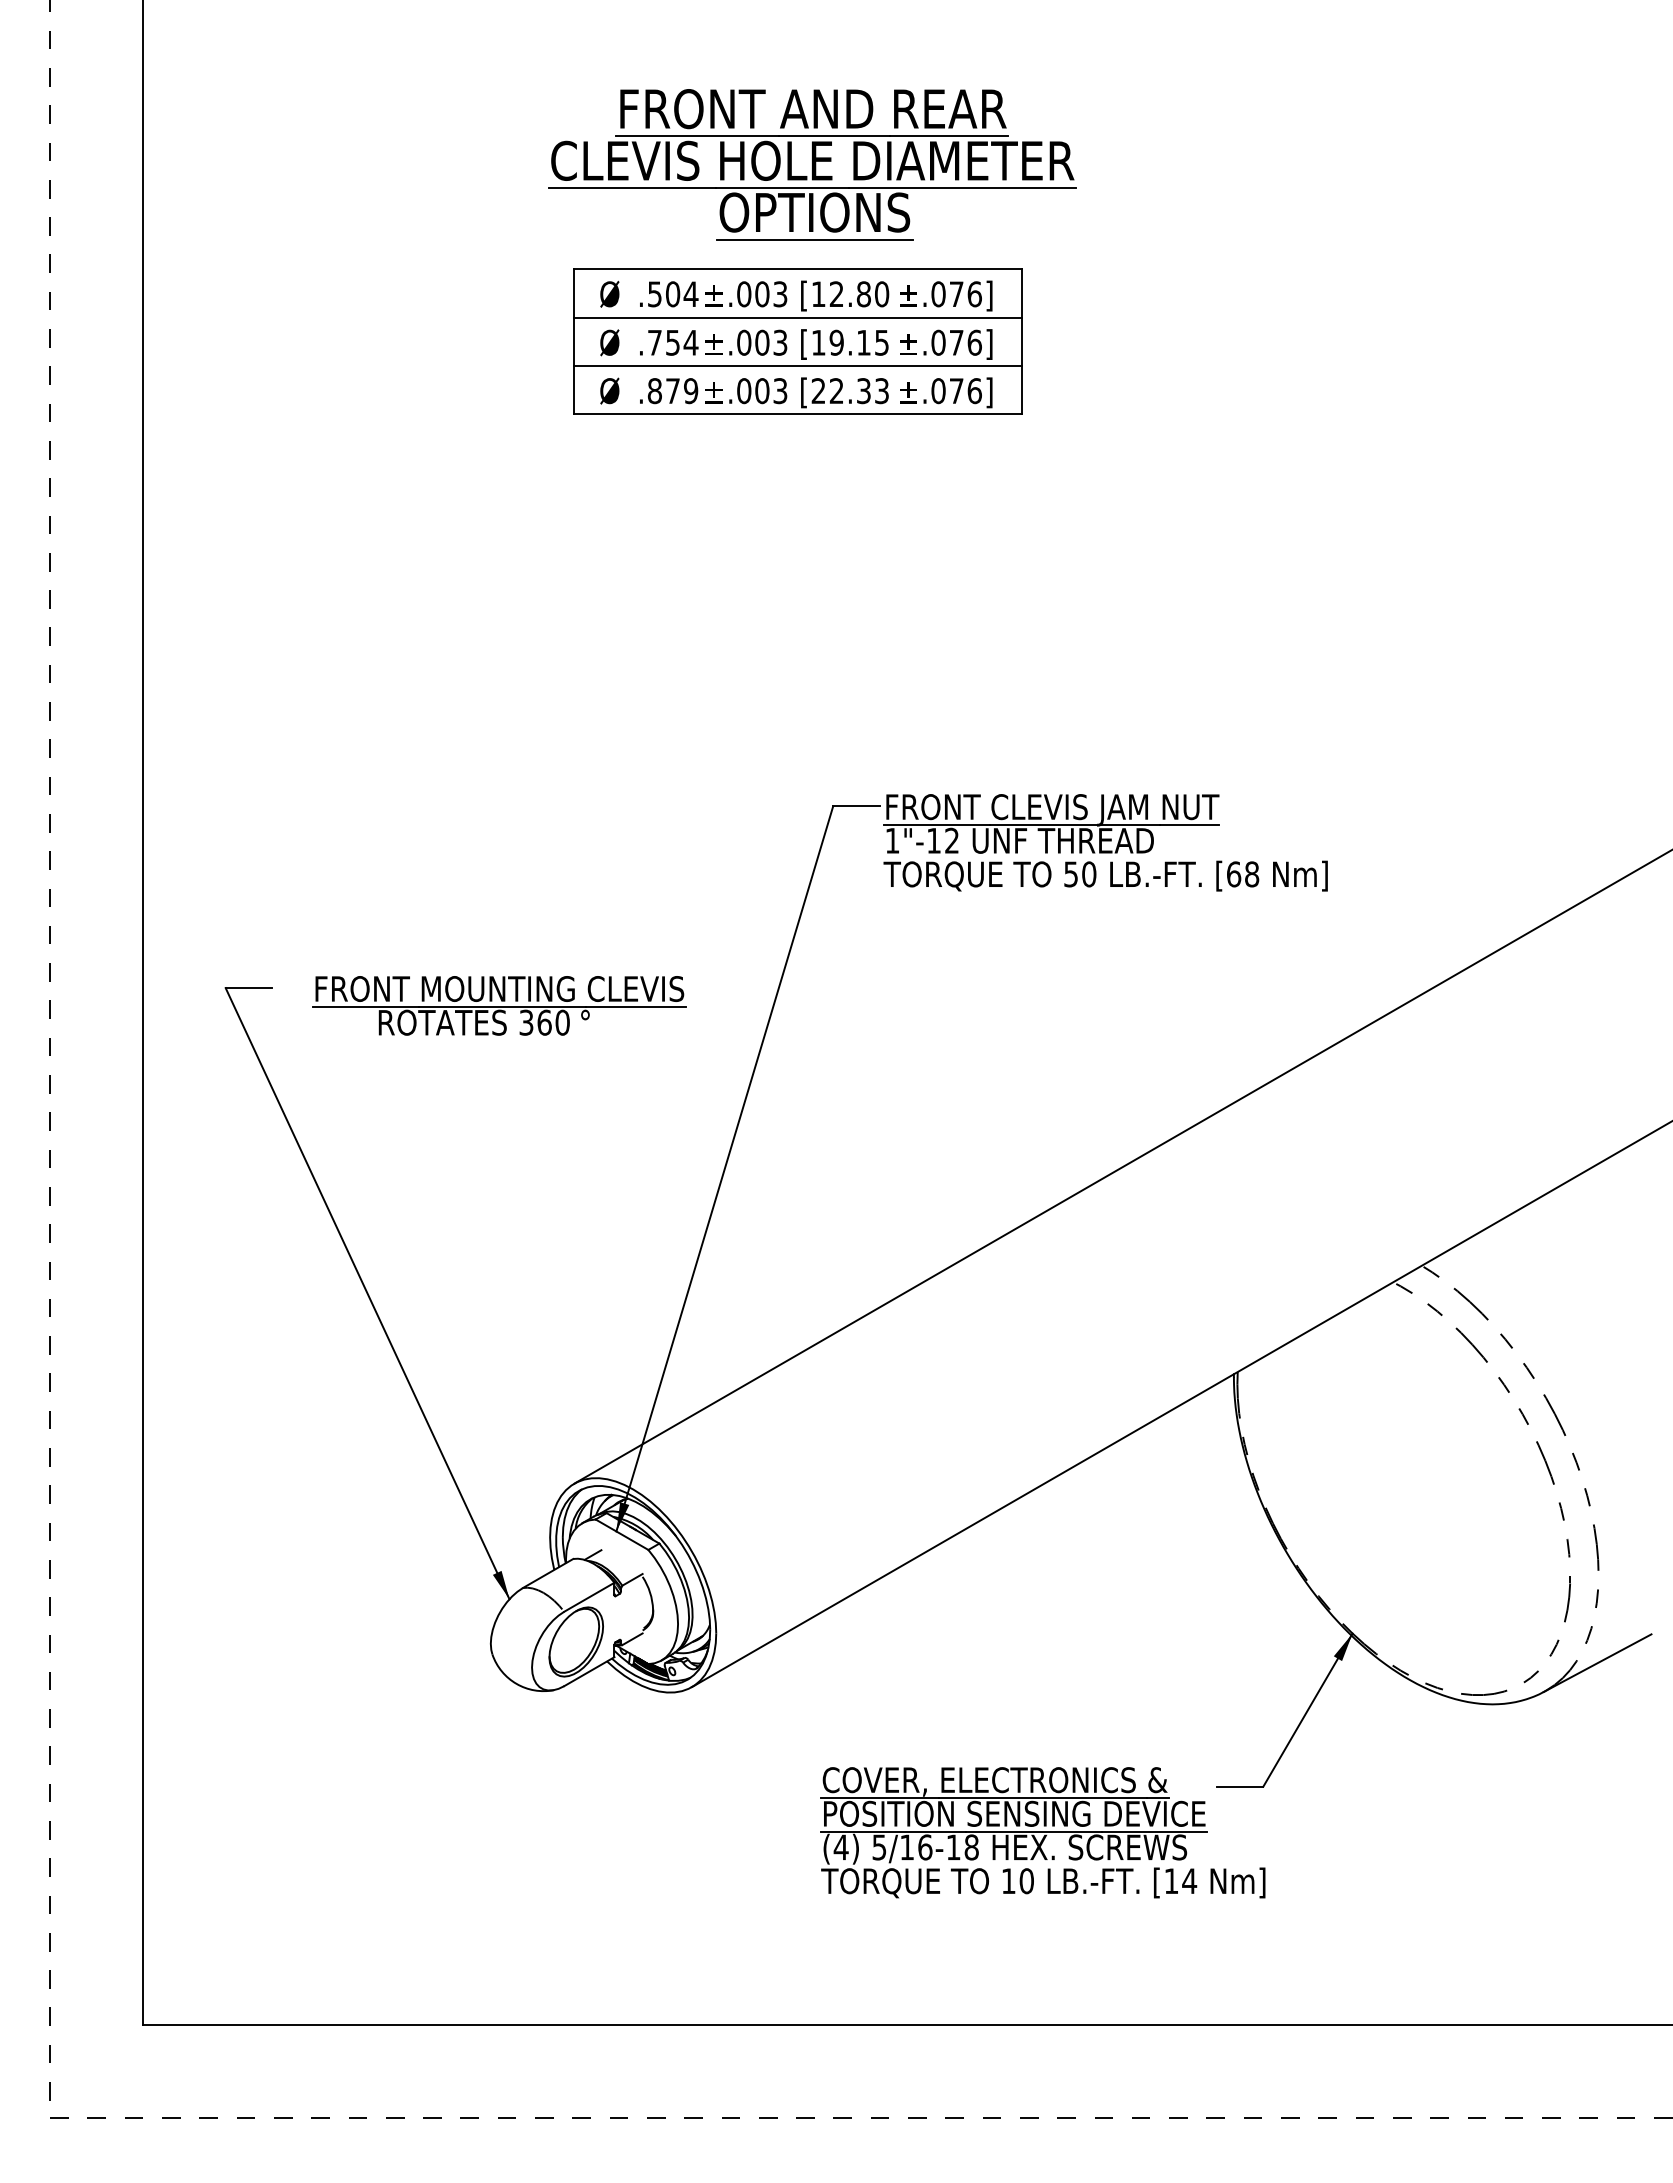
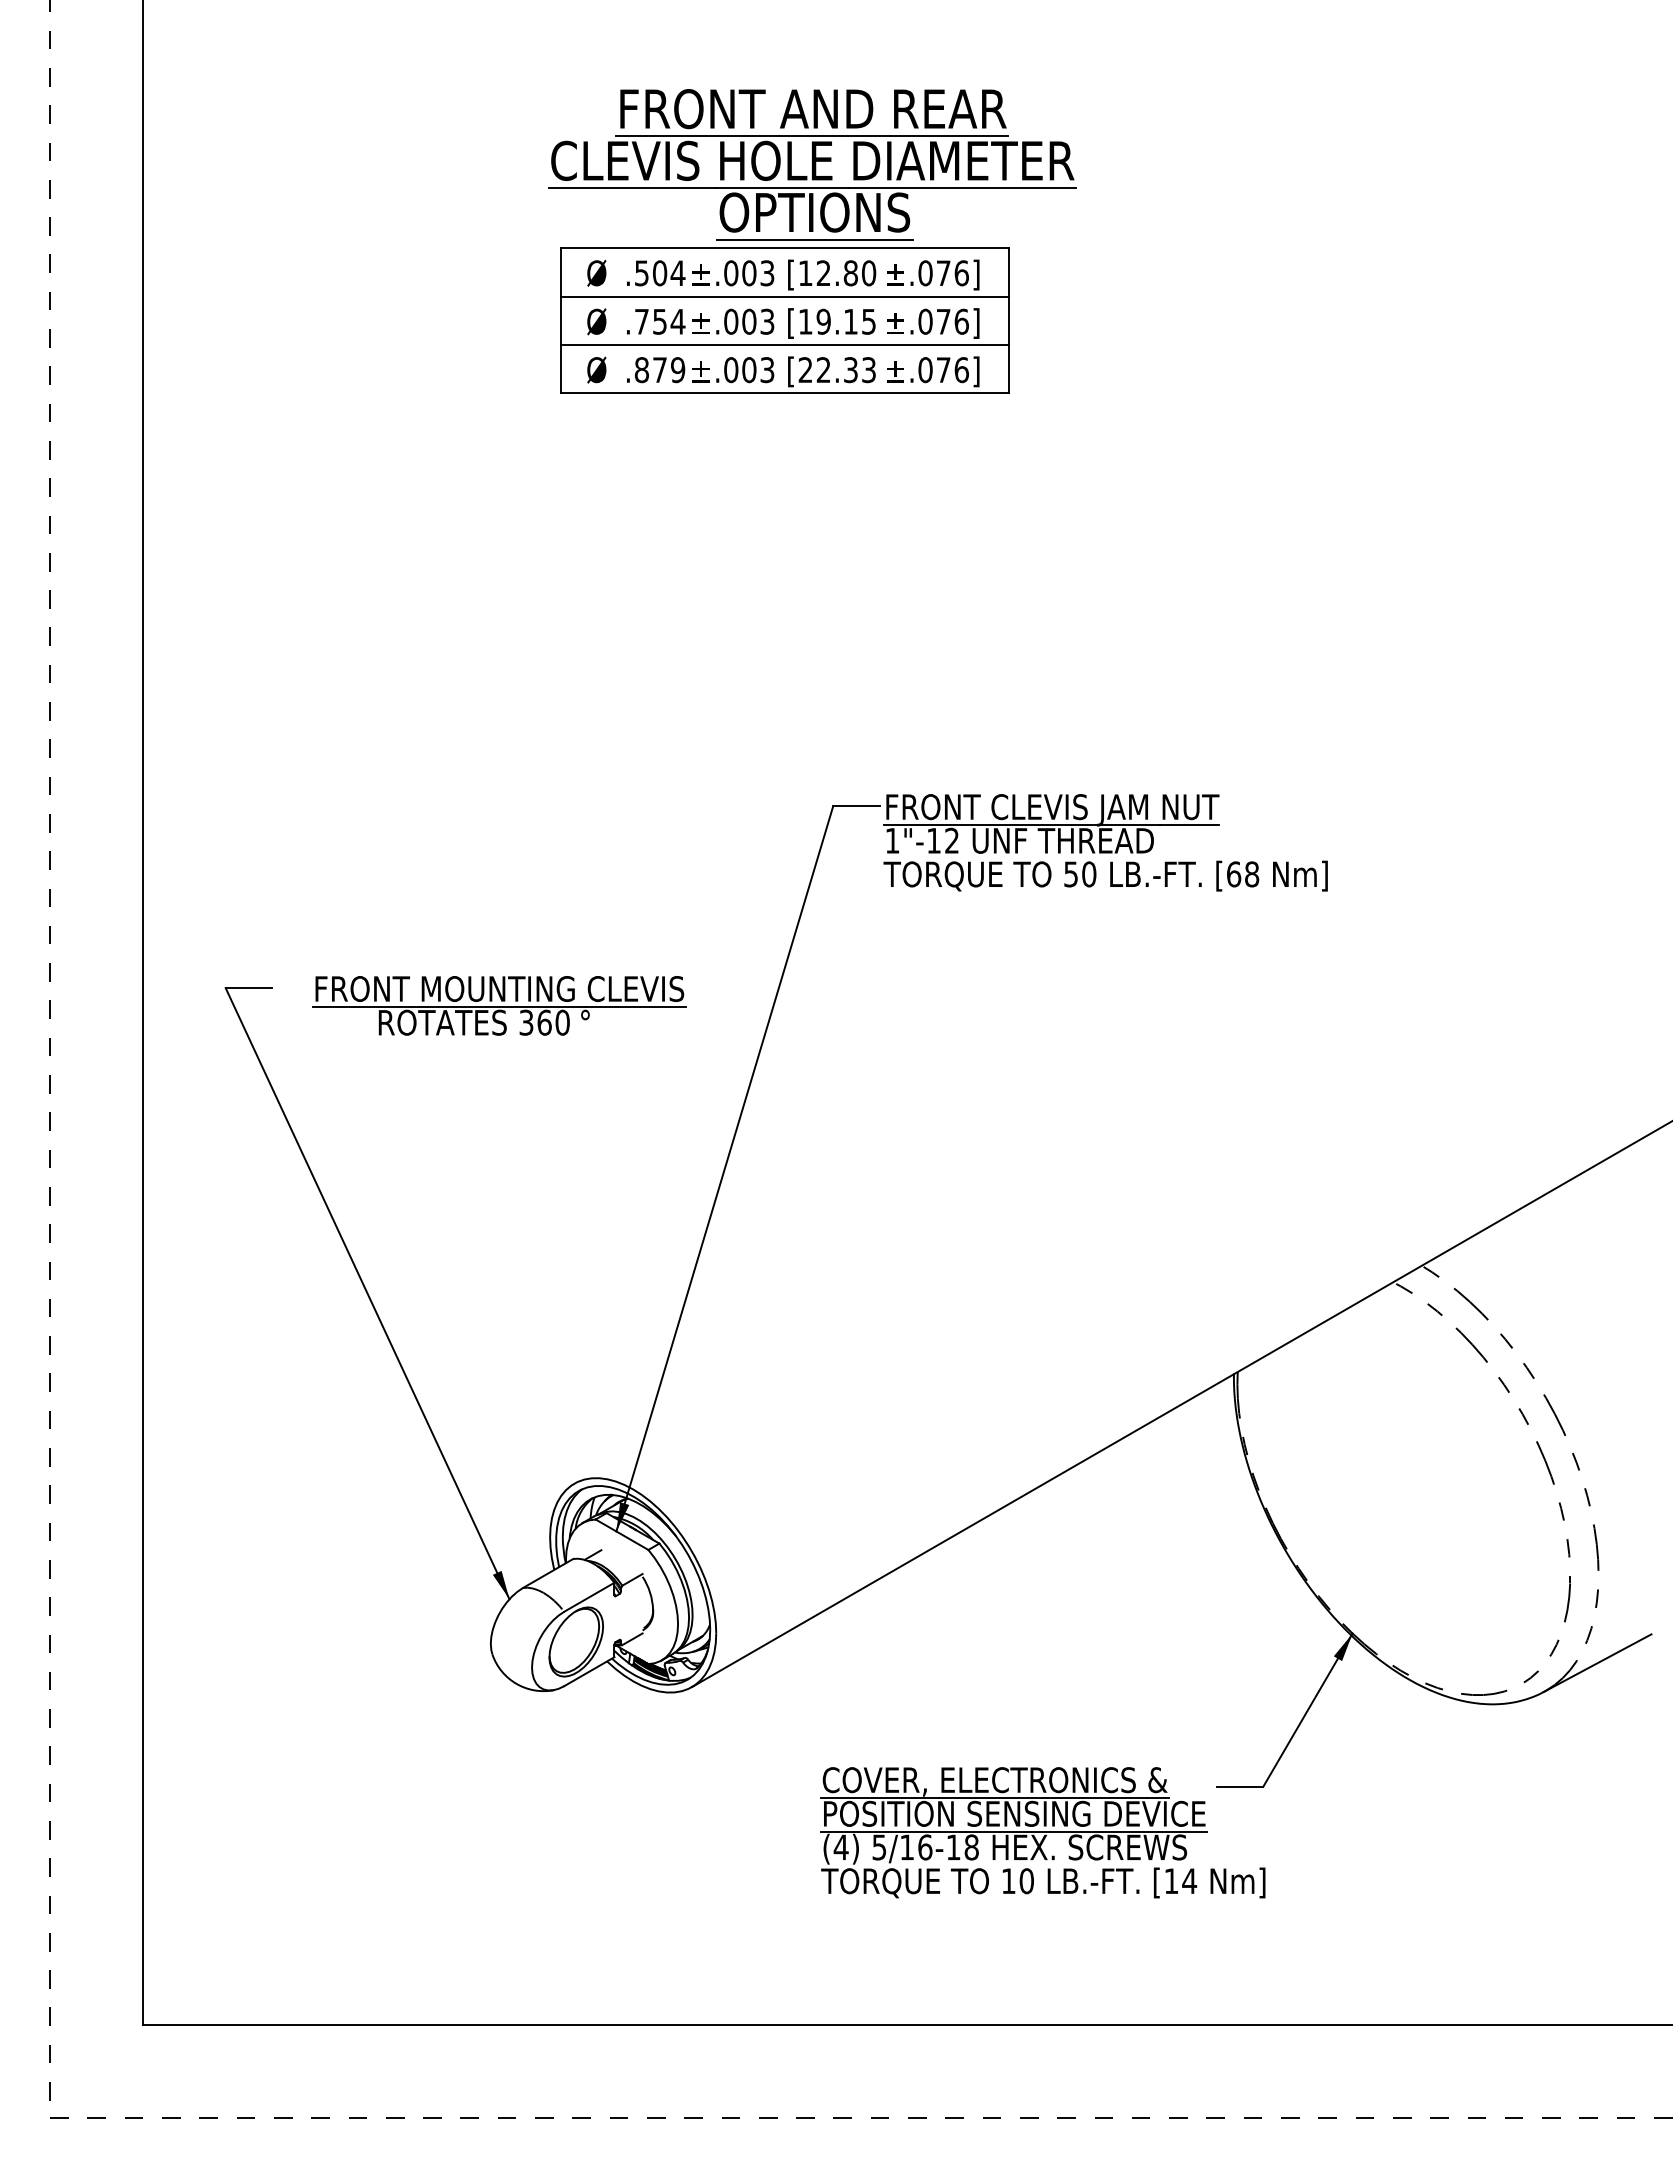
part position: (797, 341) -> (784, 320) (784, 320)
line: present -> none (1121, 1167)
